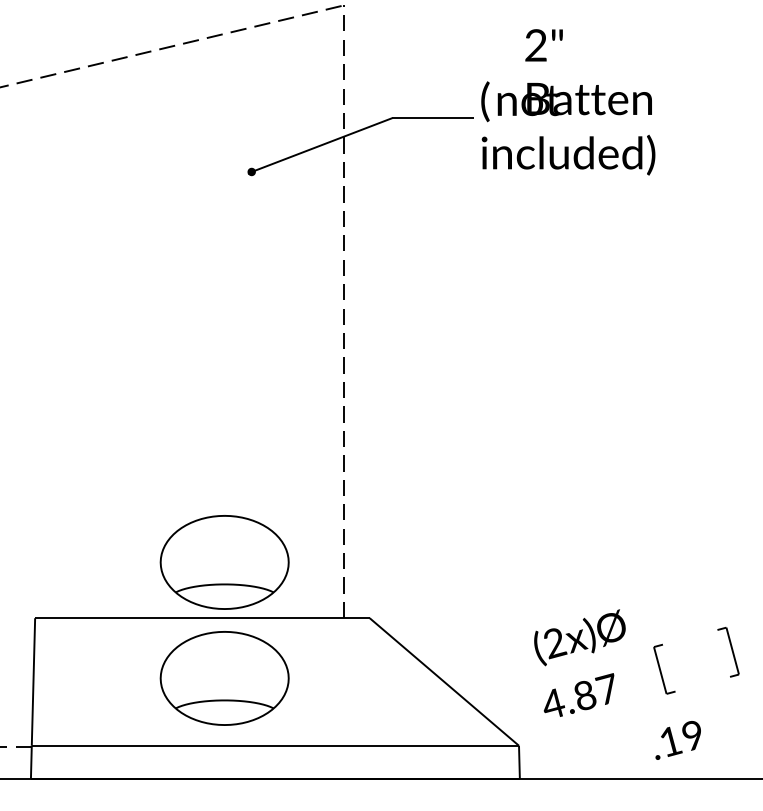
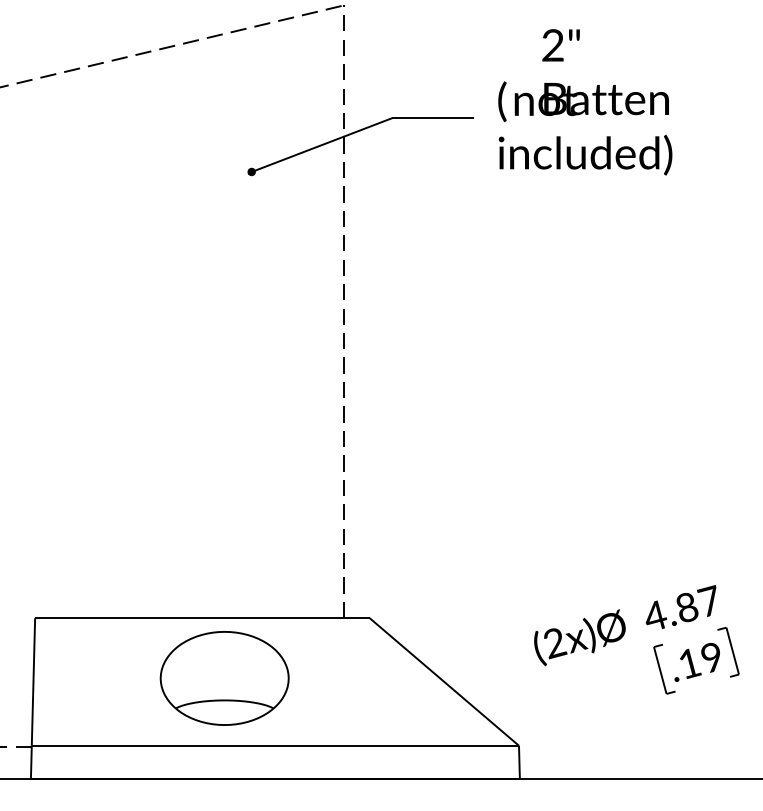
text position: (568, 102) -> (585, 102) (585, 102)
part: present -> none (224, 562)
text position: (578, 694) -> (680, 606) (680, 606)
text position: (677, 740) -> (696, 662) (696, 662)
